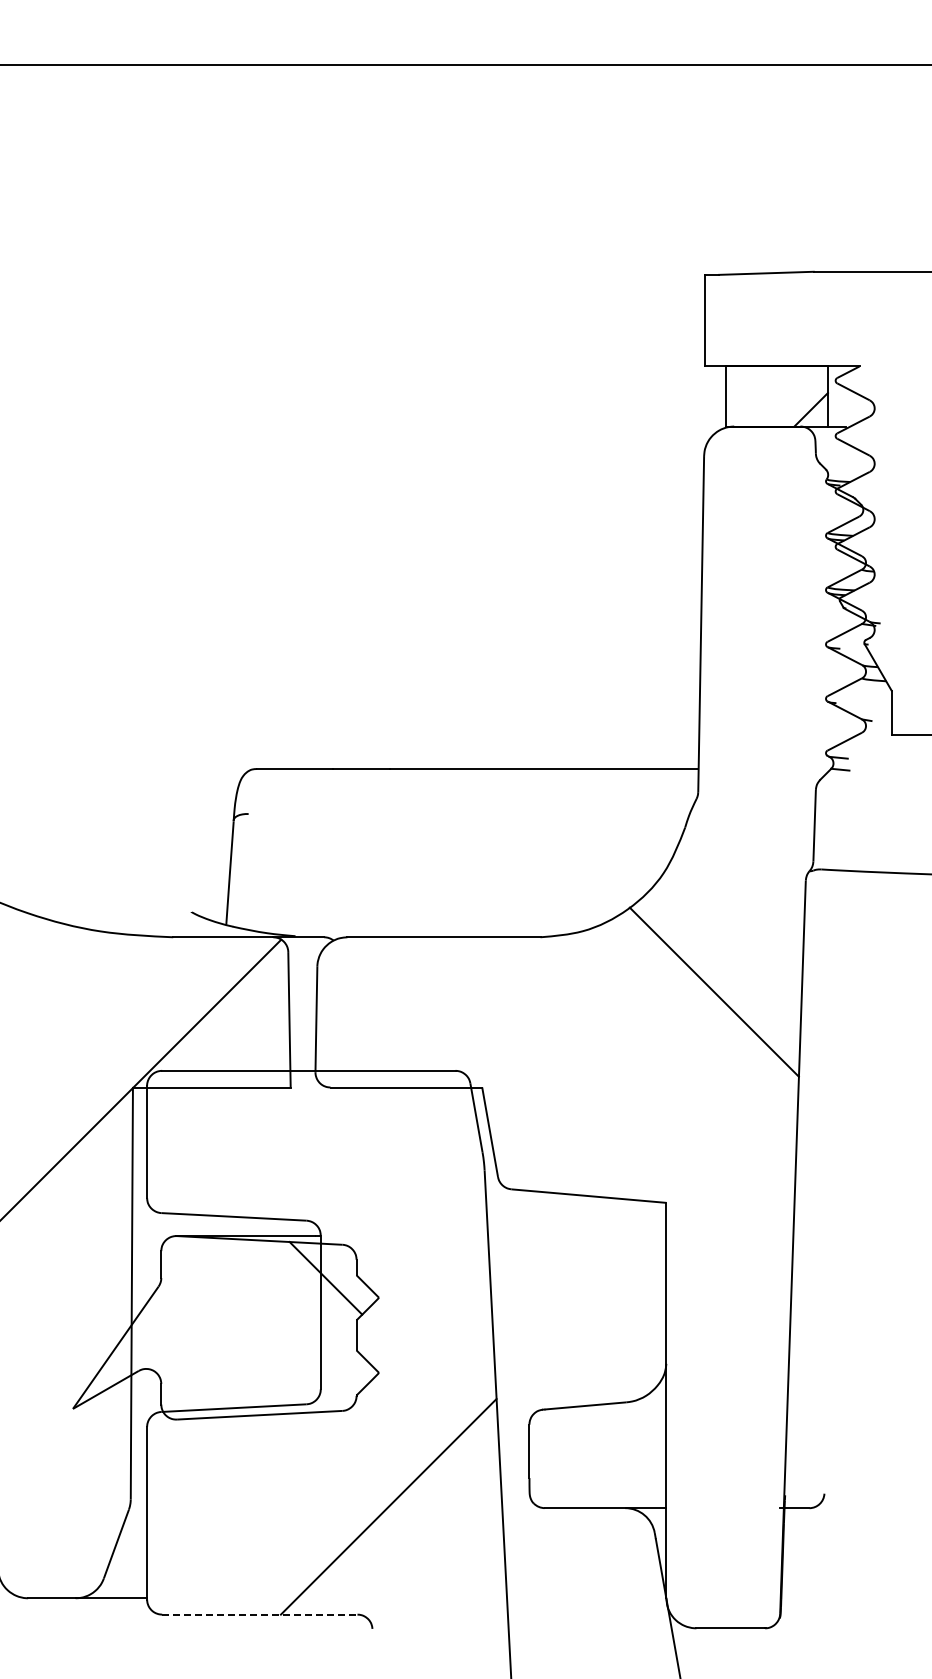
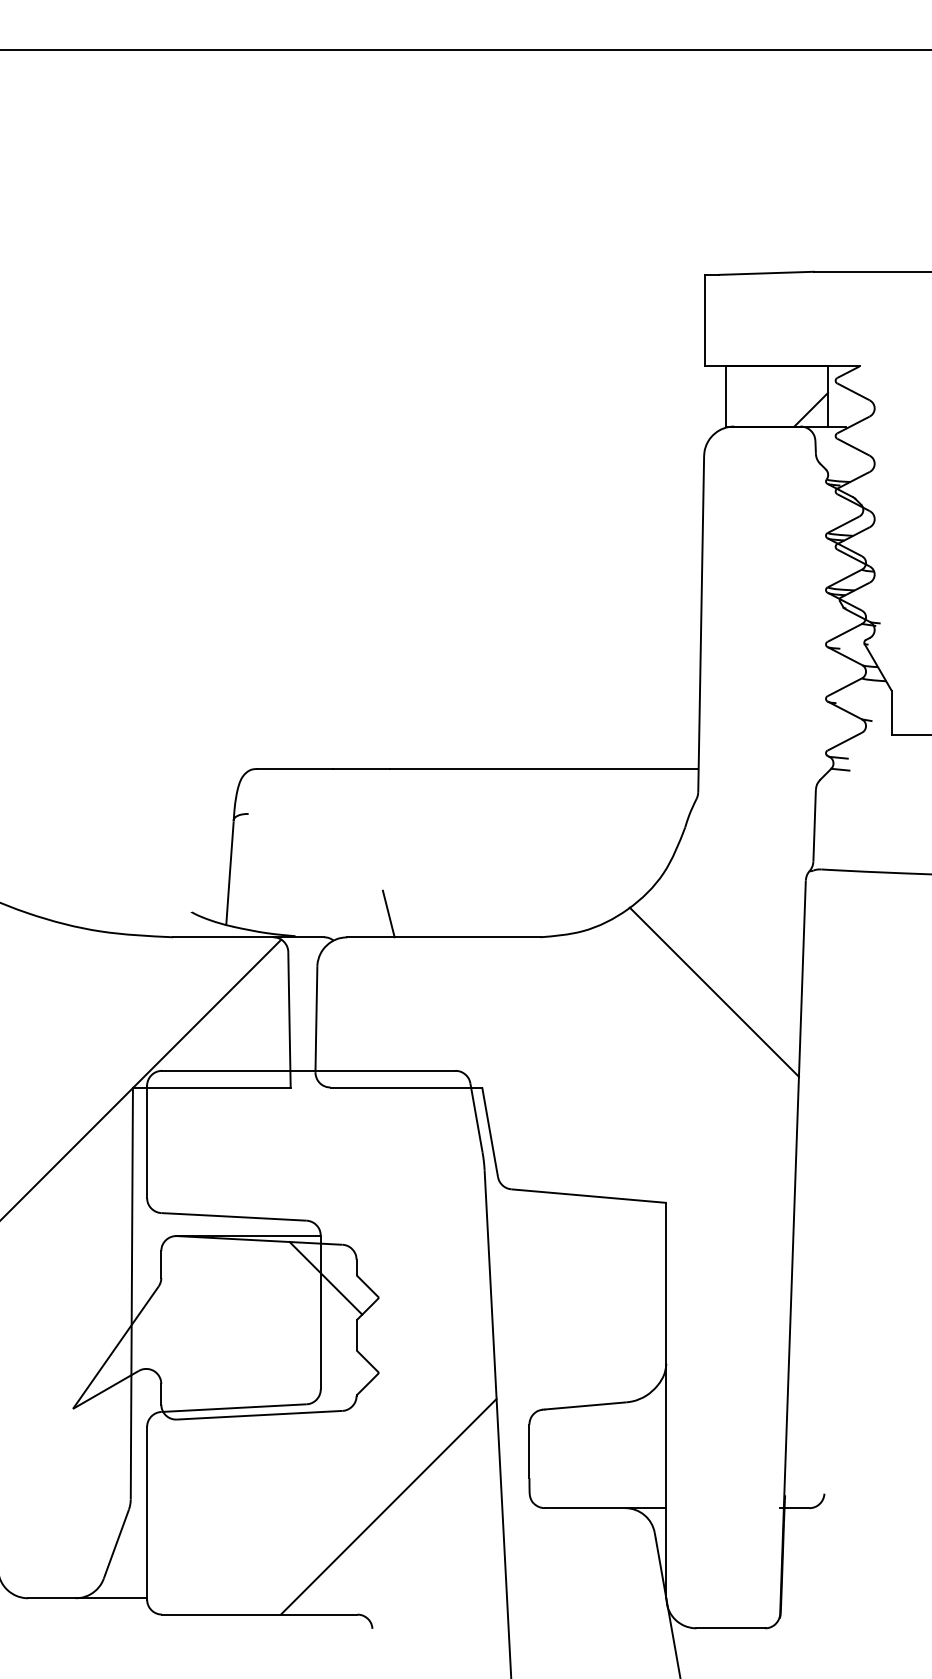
line position: (465, 65) -> (465, 50) (465, 50)
line: none -> present (388, 913)
line: dashed -> solid (259, 1614)
